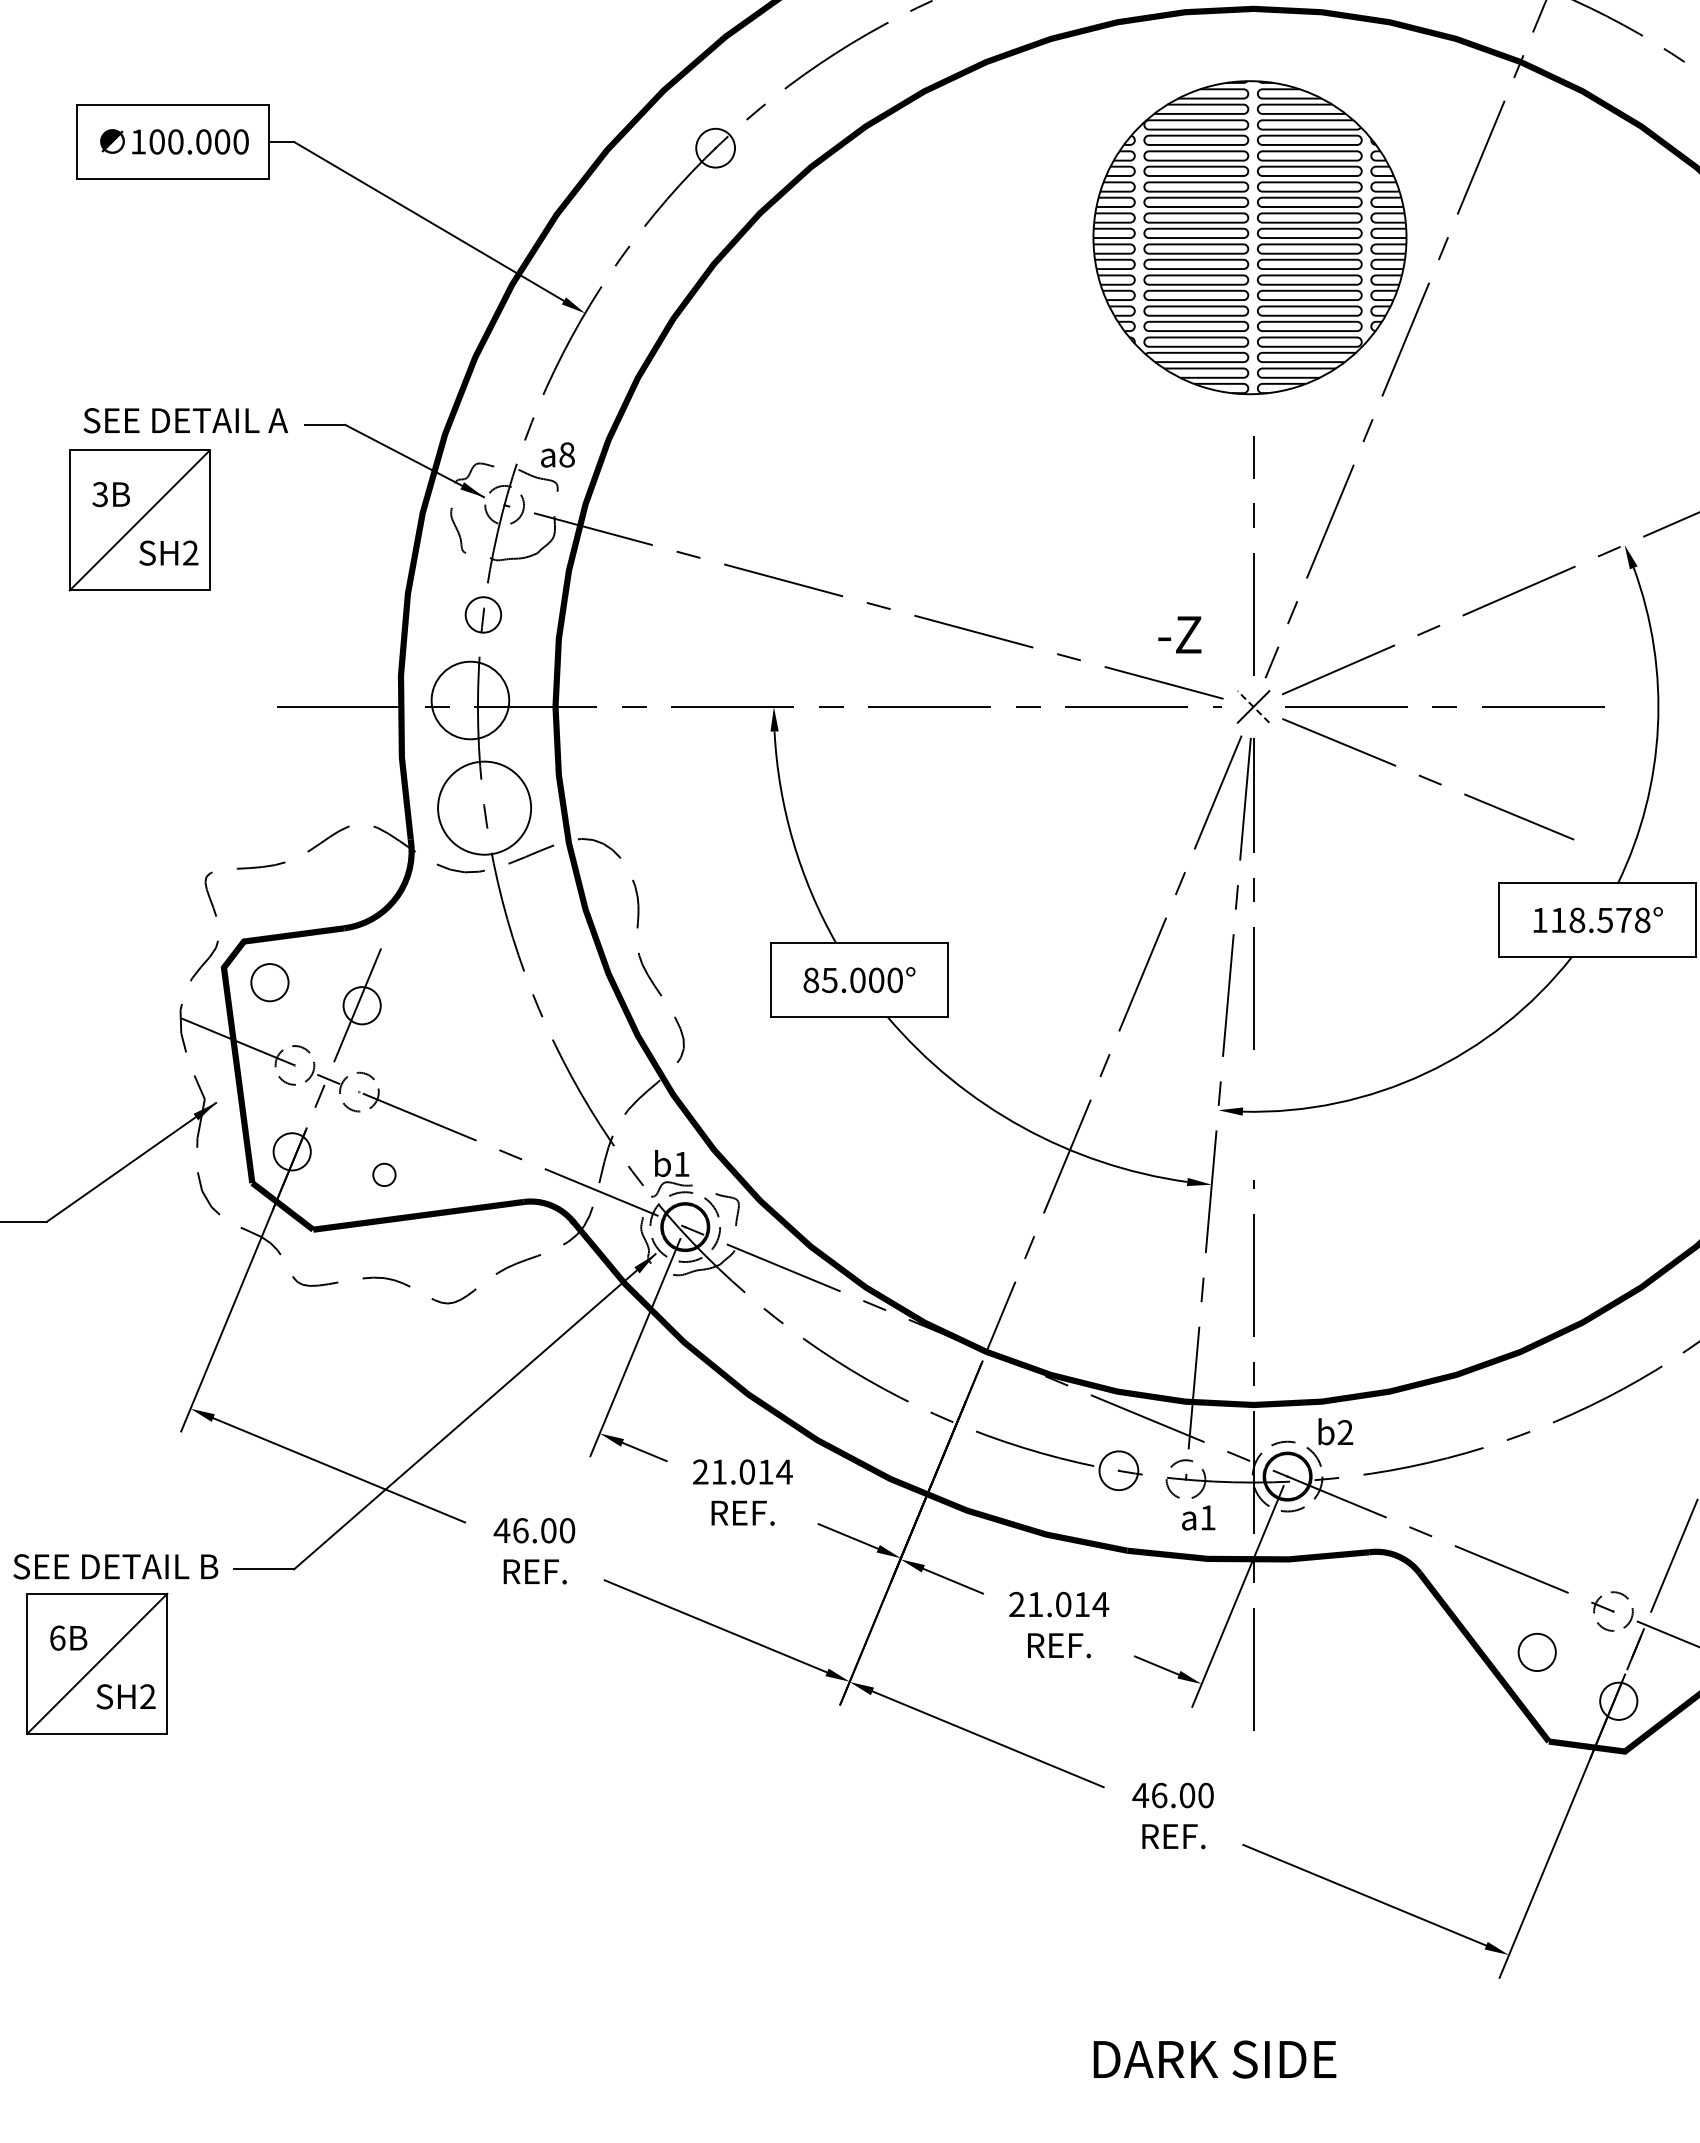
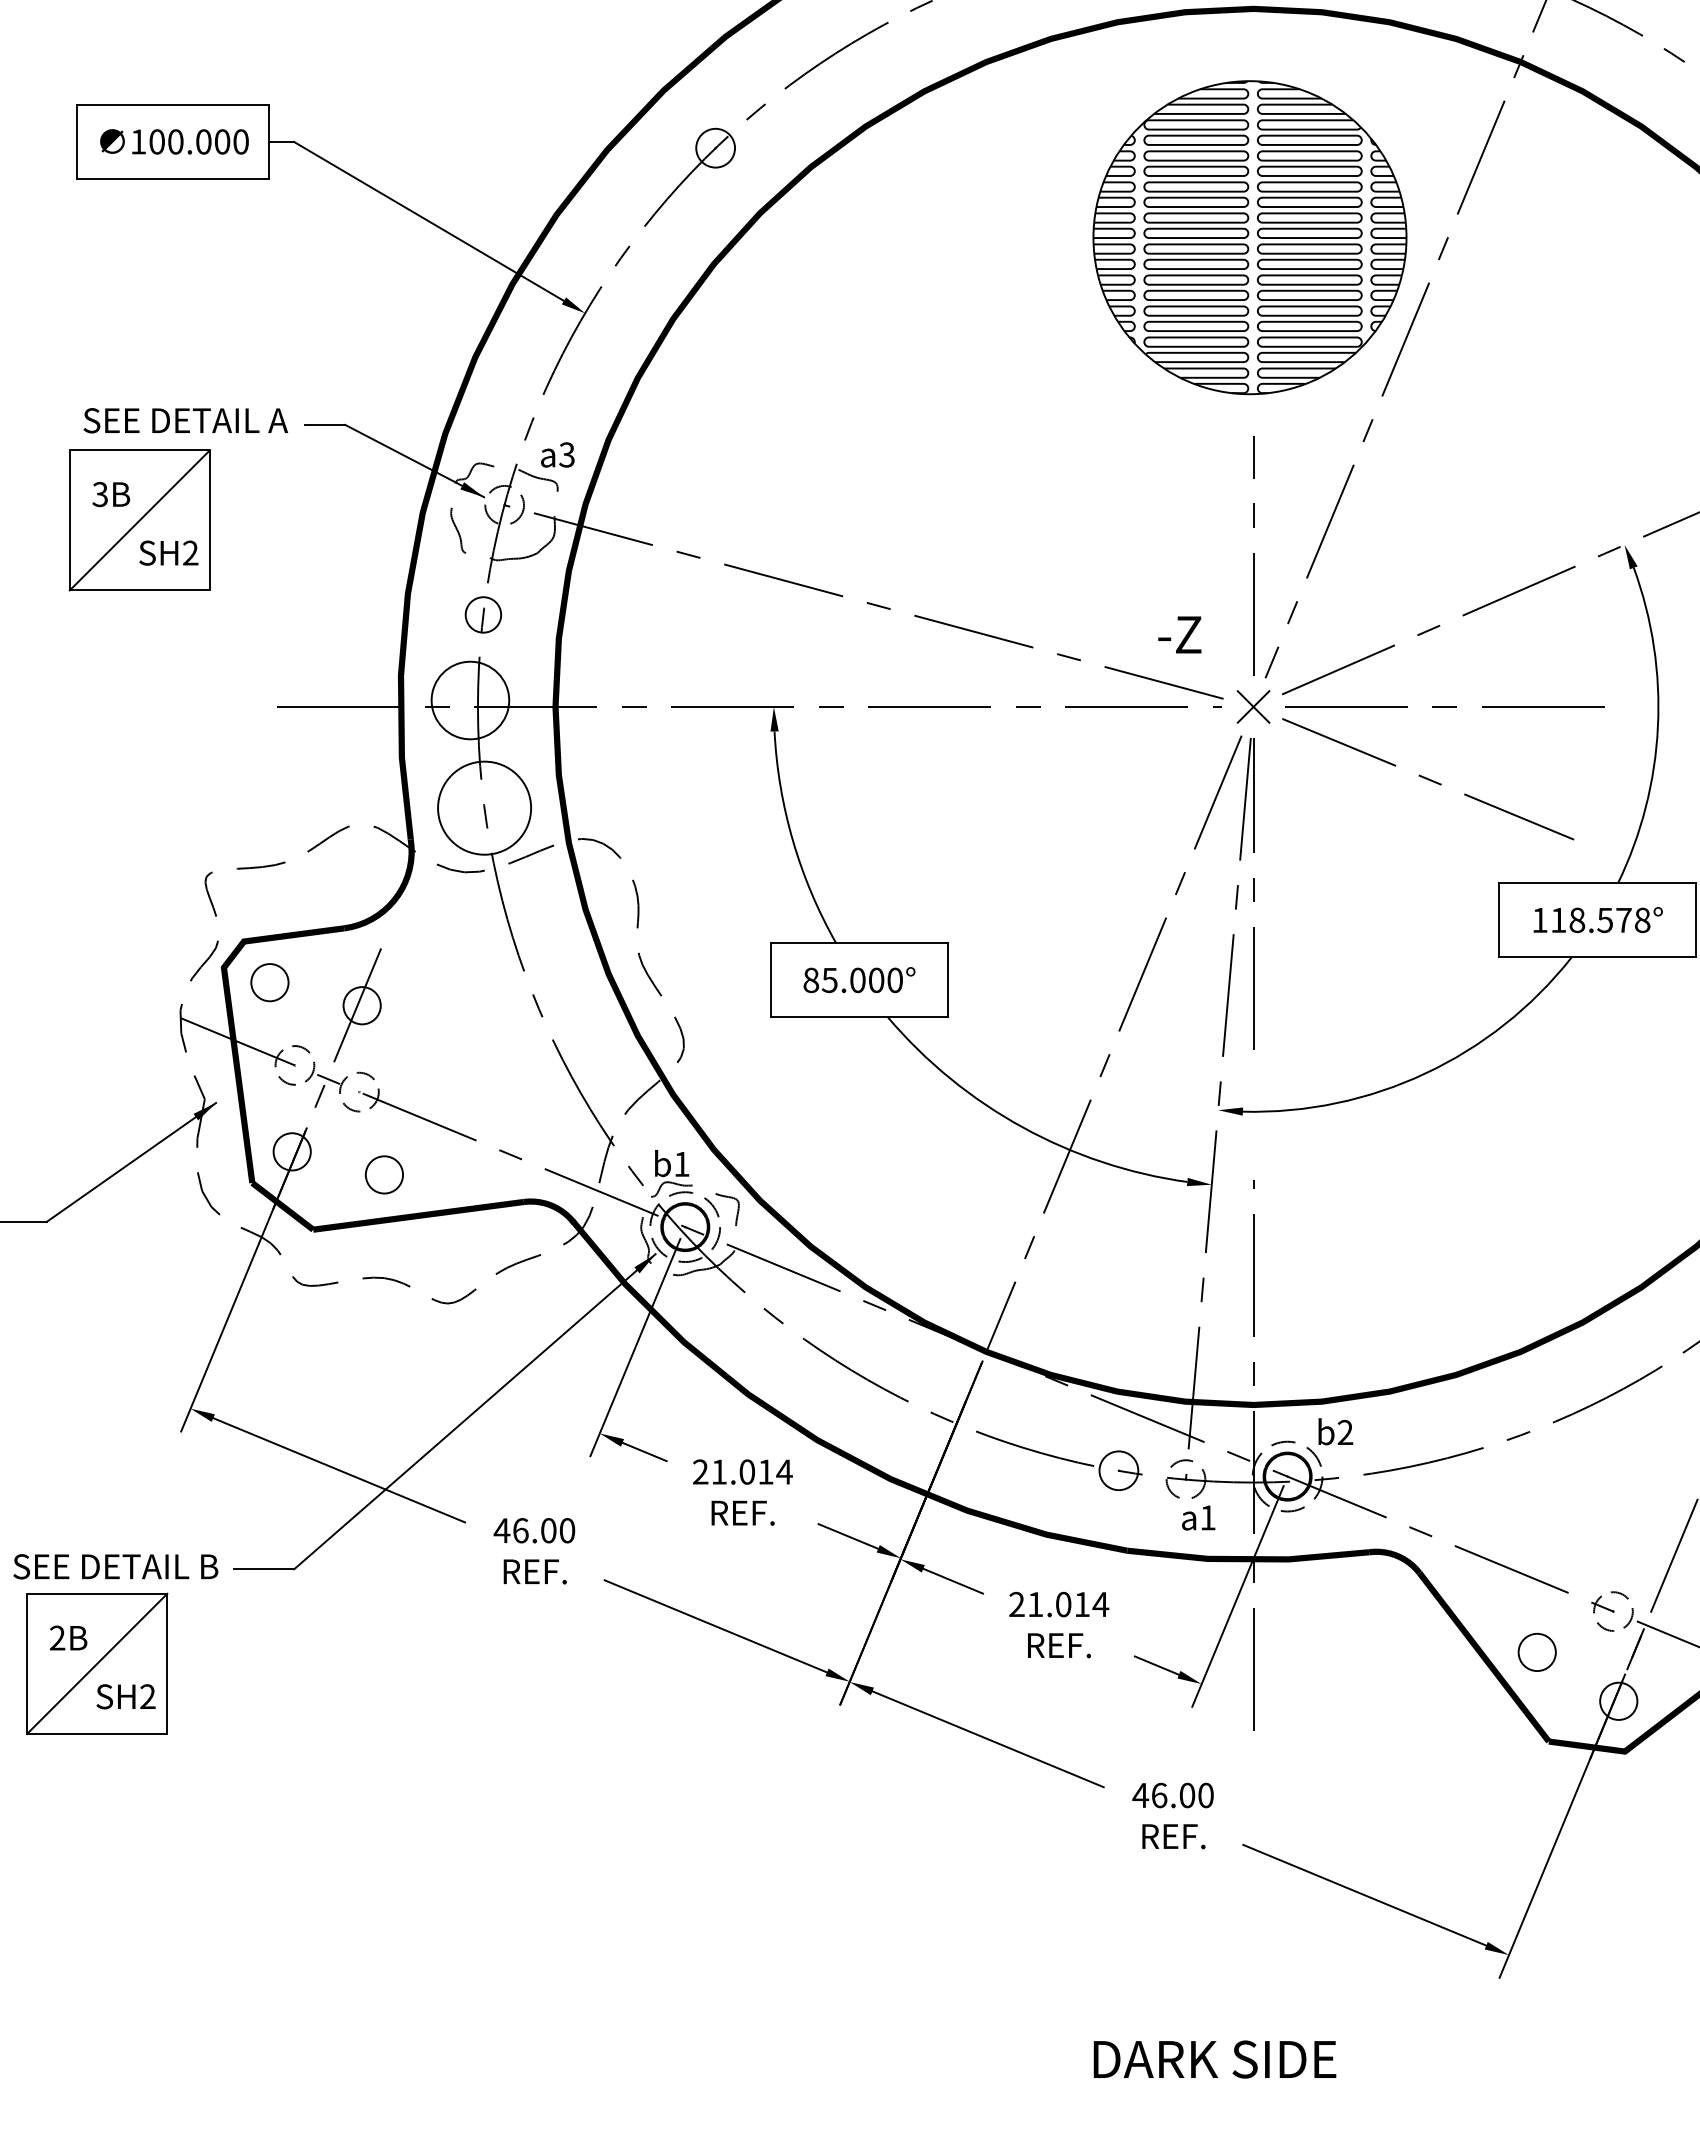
text: a8 -> a3 (566, 454)
line: dashed -> solid (1253, 706)
circle diameter: 22 px -> 37 px (384, 1174)
text: 6B -> 2B (57, 1637)
